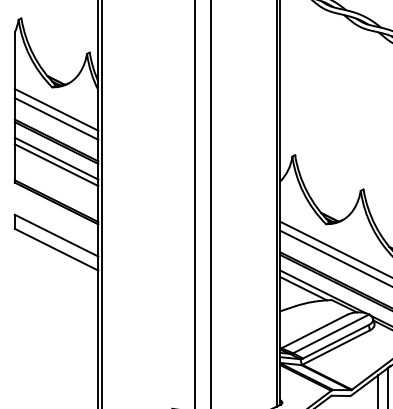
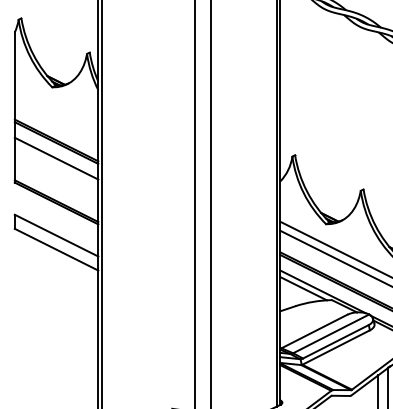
line: present -> none (56, 109)
line: present -> none (56, 118)
line: present -> none (56, 165)
